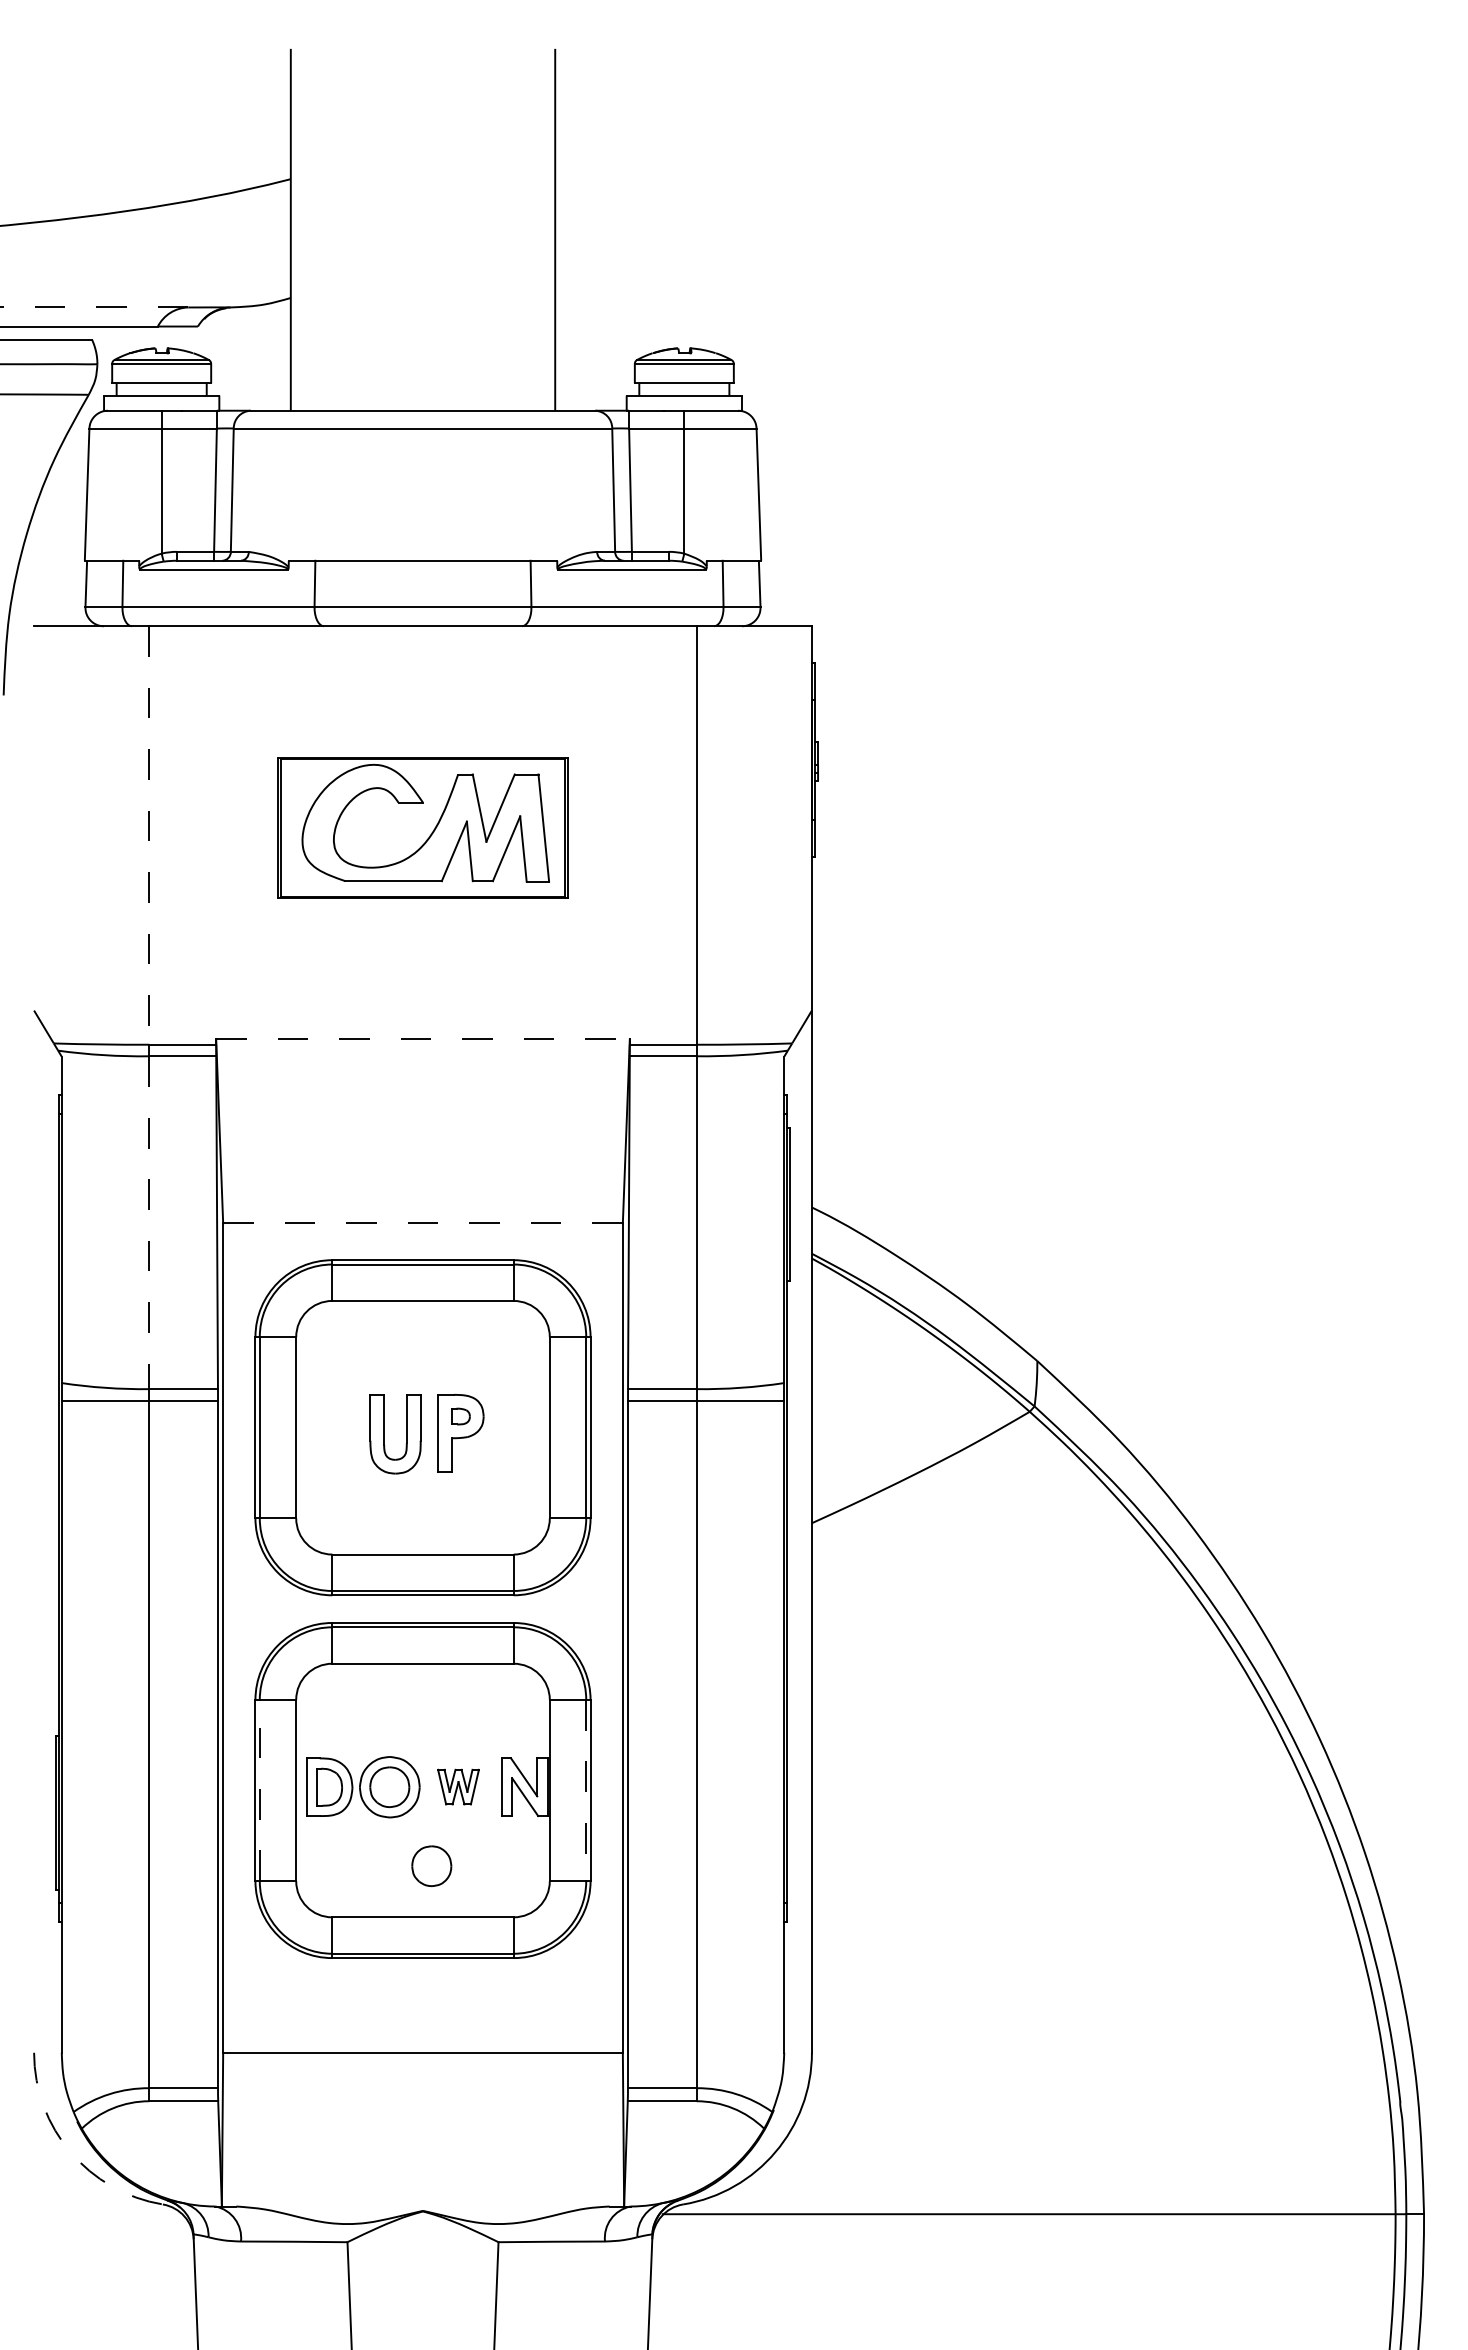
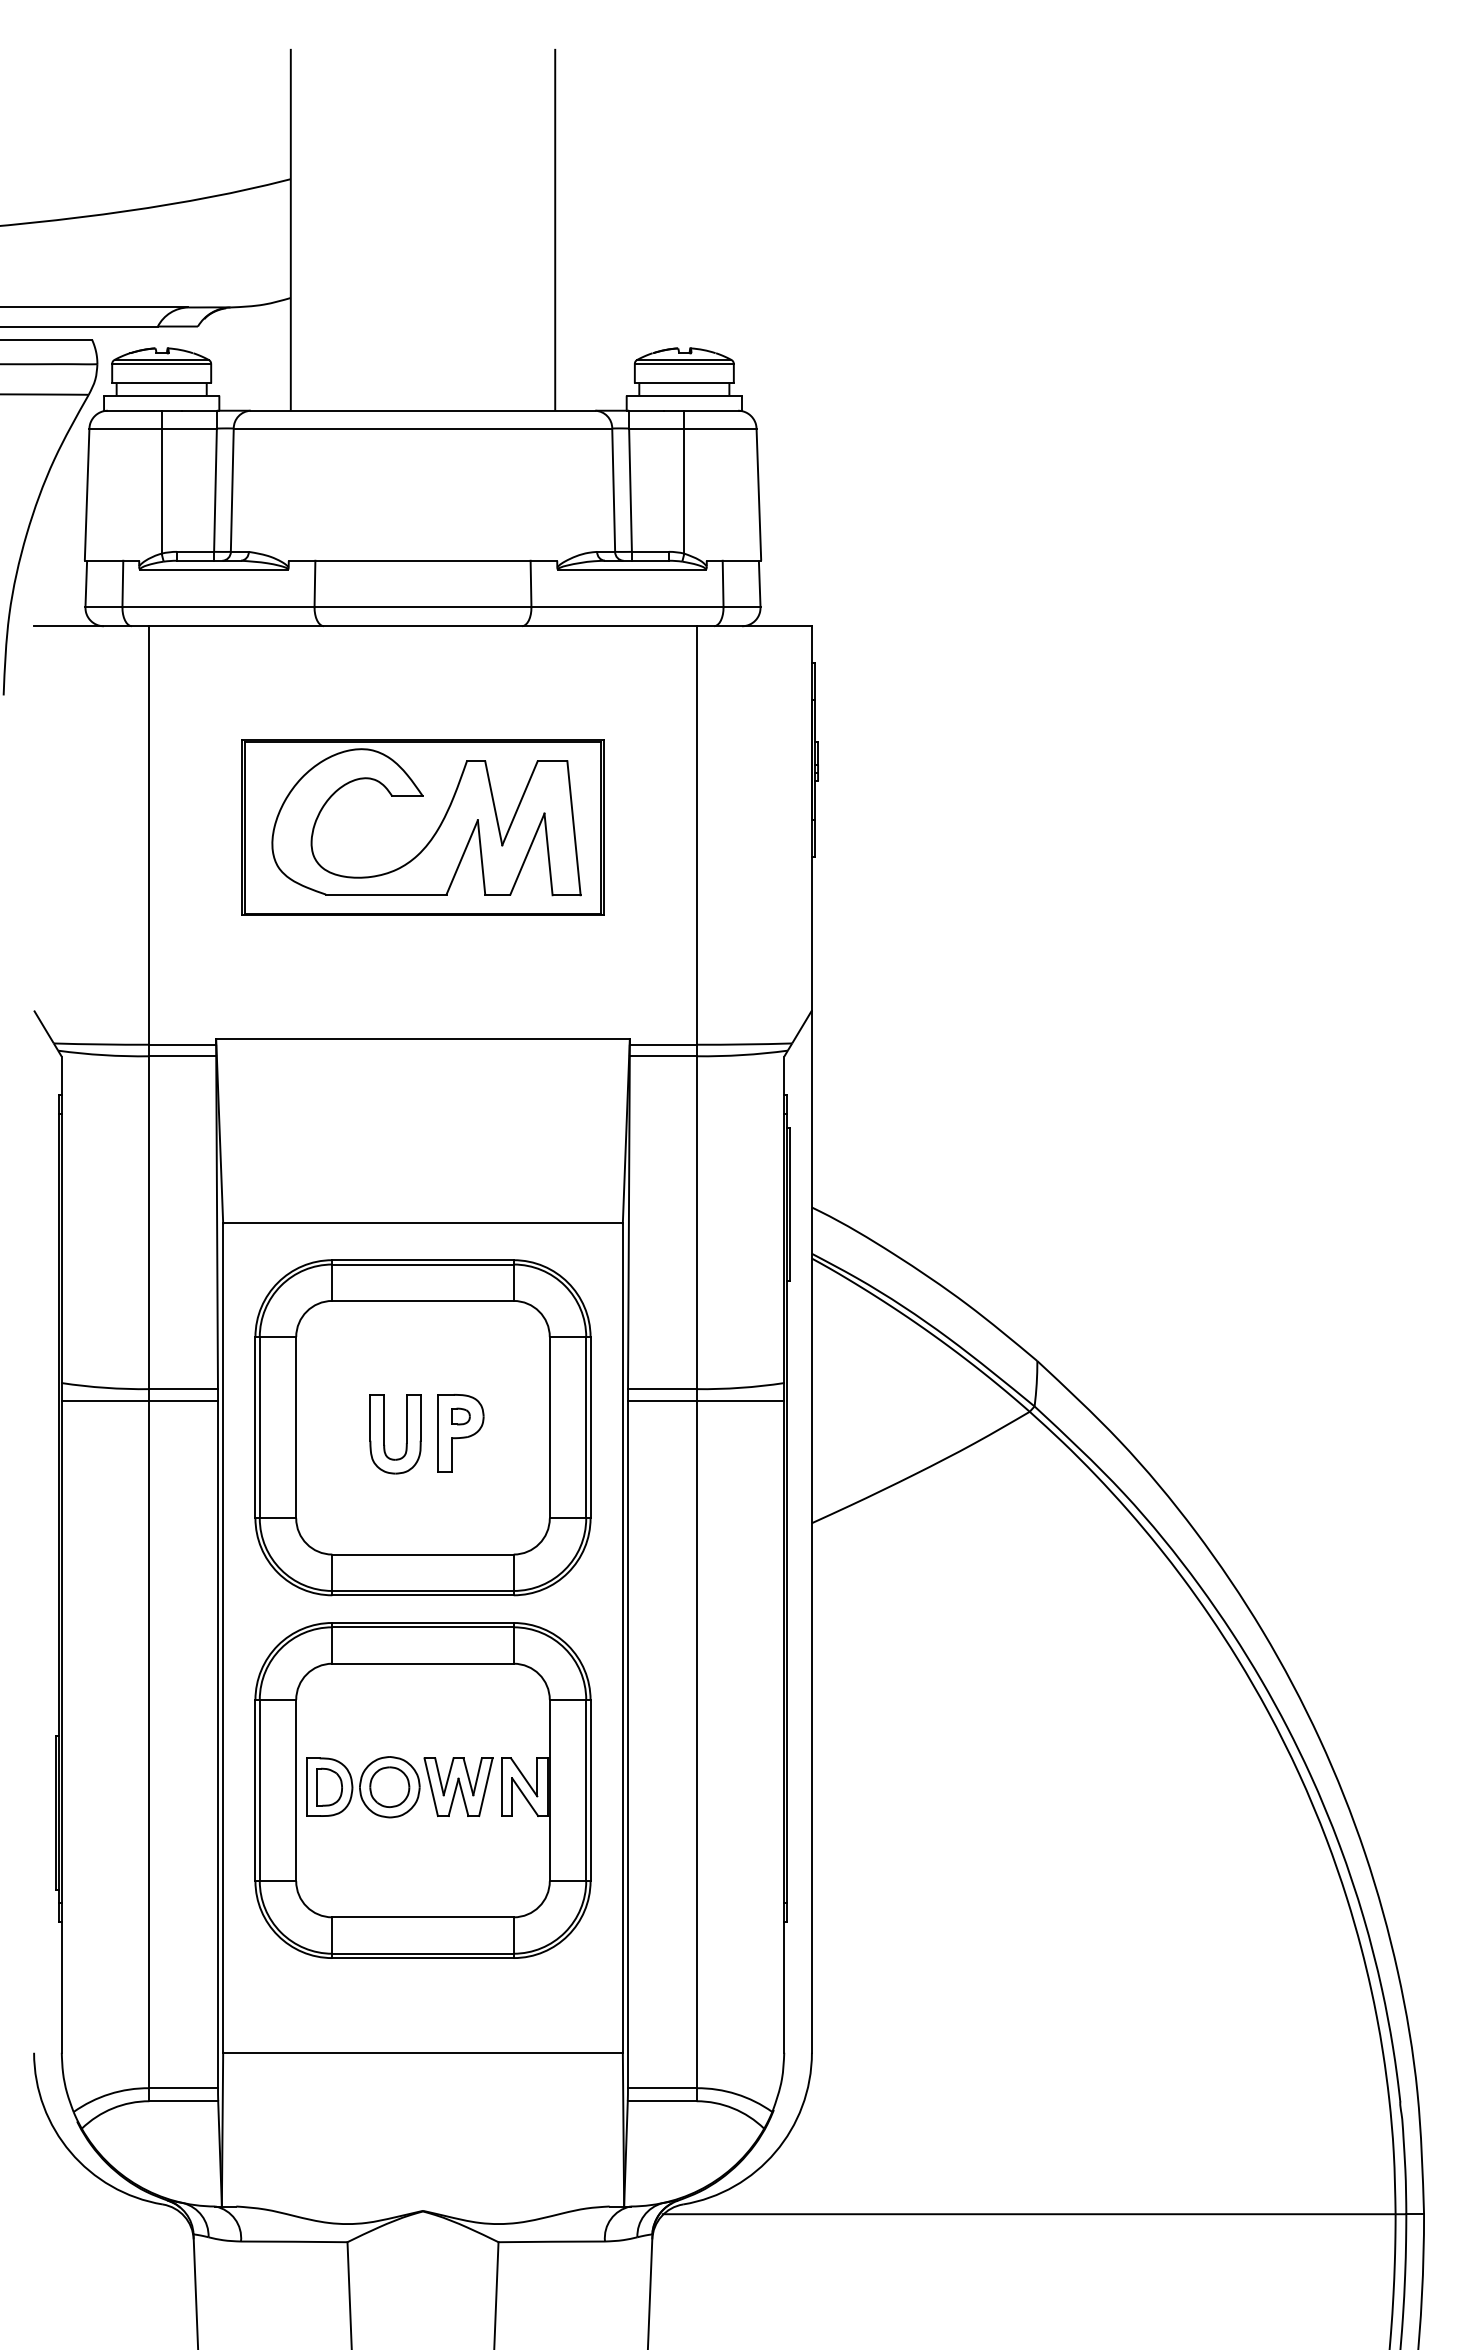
line: dashed -> solid (94, 307)
part size: 292x142 px -> 364x177 px (422, 827)
line: dashed -> solid (149, 835)
line: dashed -> solid (423, 1039)
line: dashed -> solid (149, 1223)
line: dashed -> solid (423, 1223)
part size: 43x38 px -> 71x60 px (458, 1786)
line: dashed -> solid (259, 1790)
line: dashed -> solid (586, 1790)
part: present -> none (431, 1865)
arc: dashed -> solid (70, 2152)
